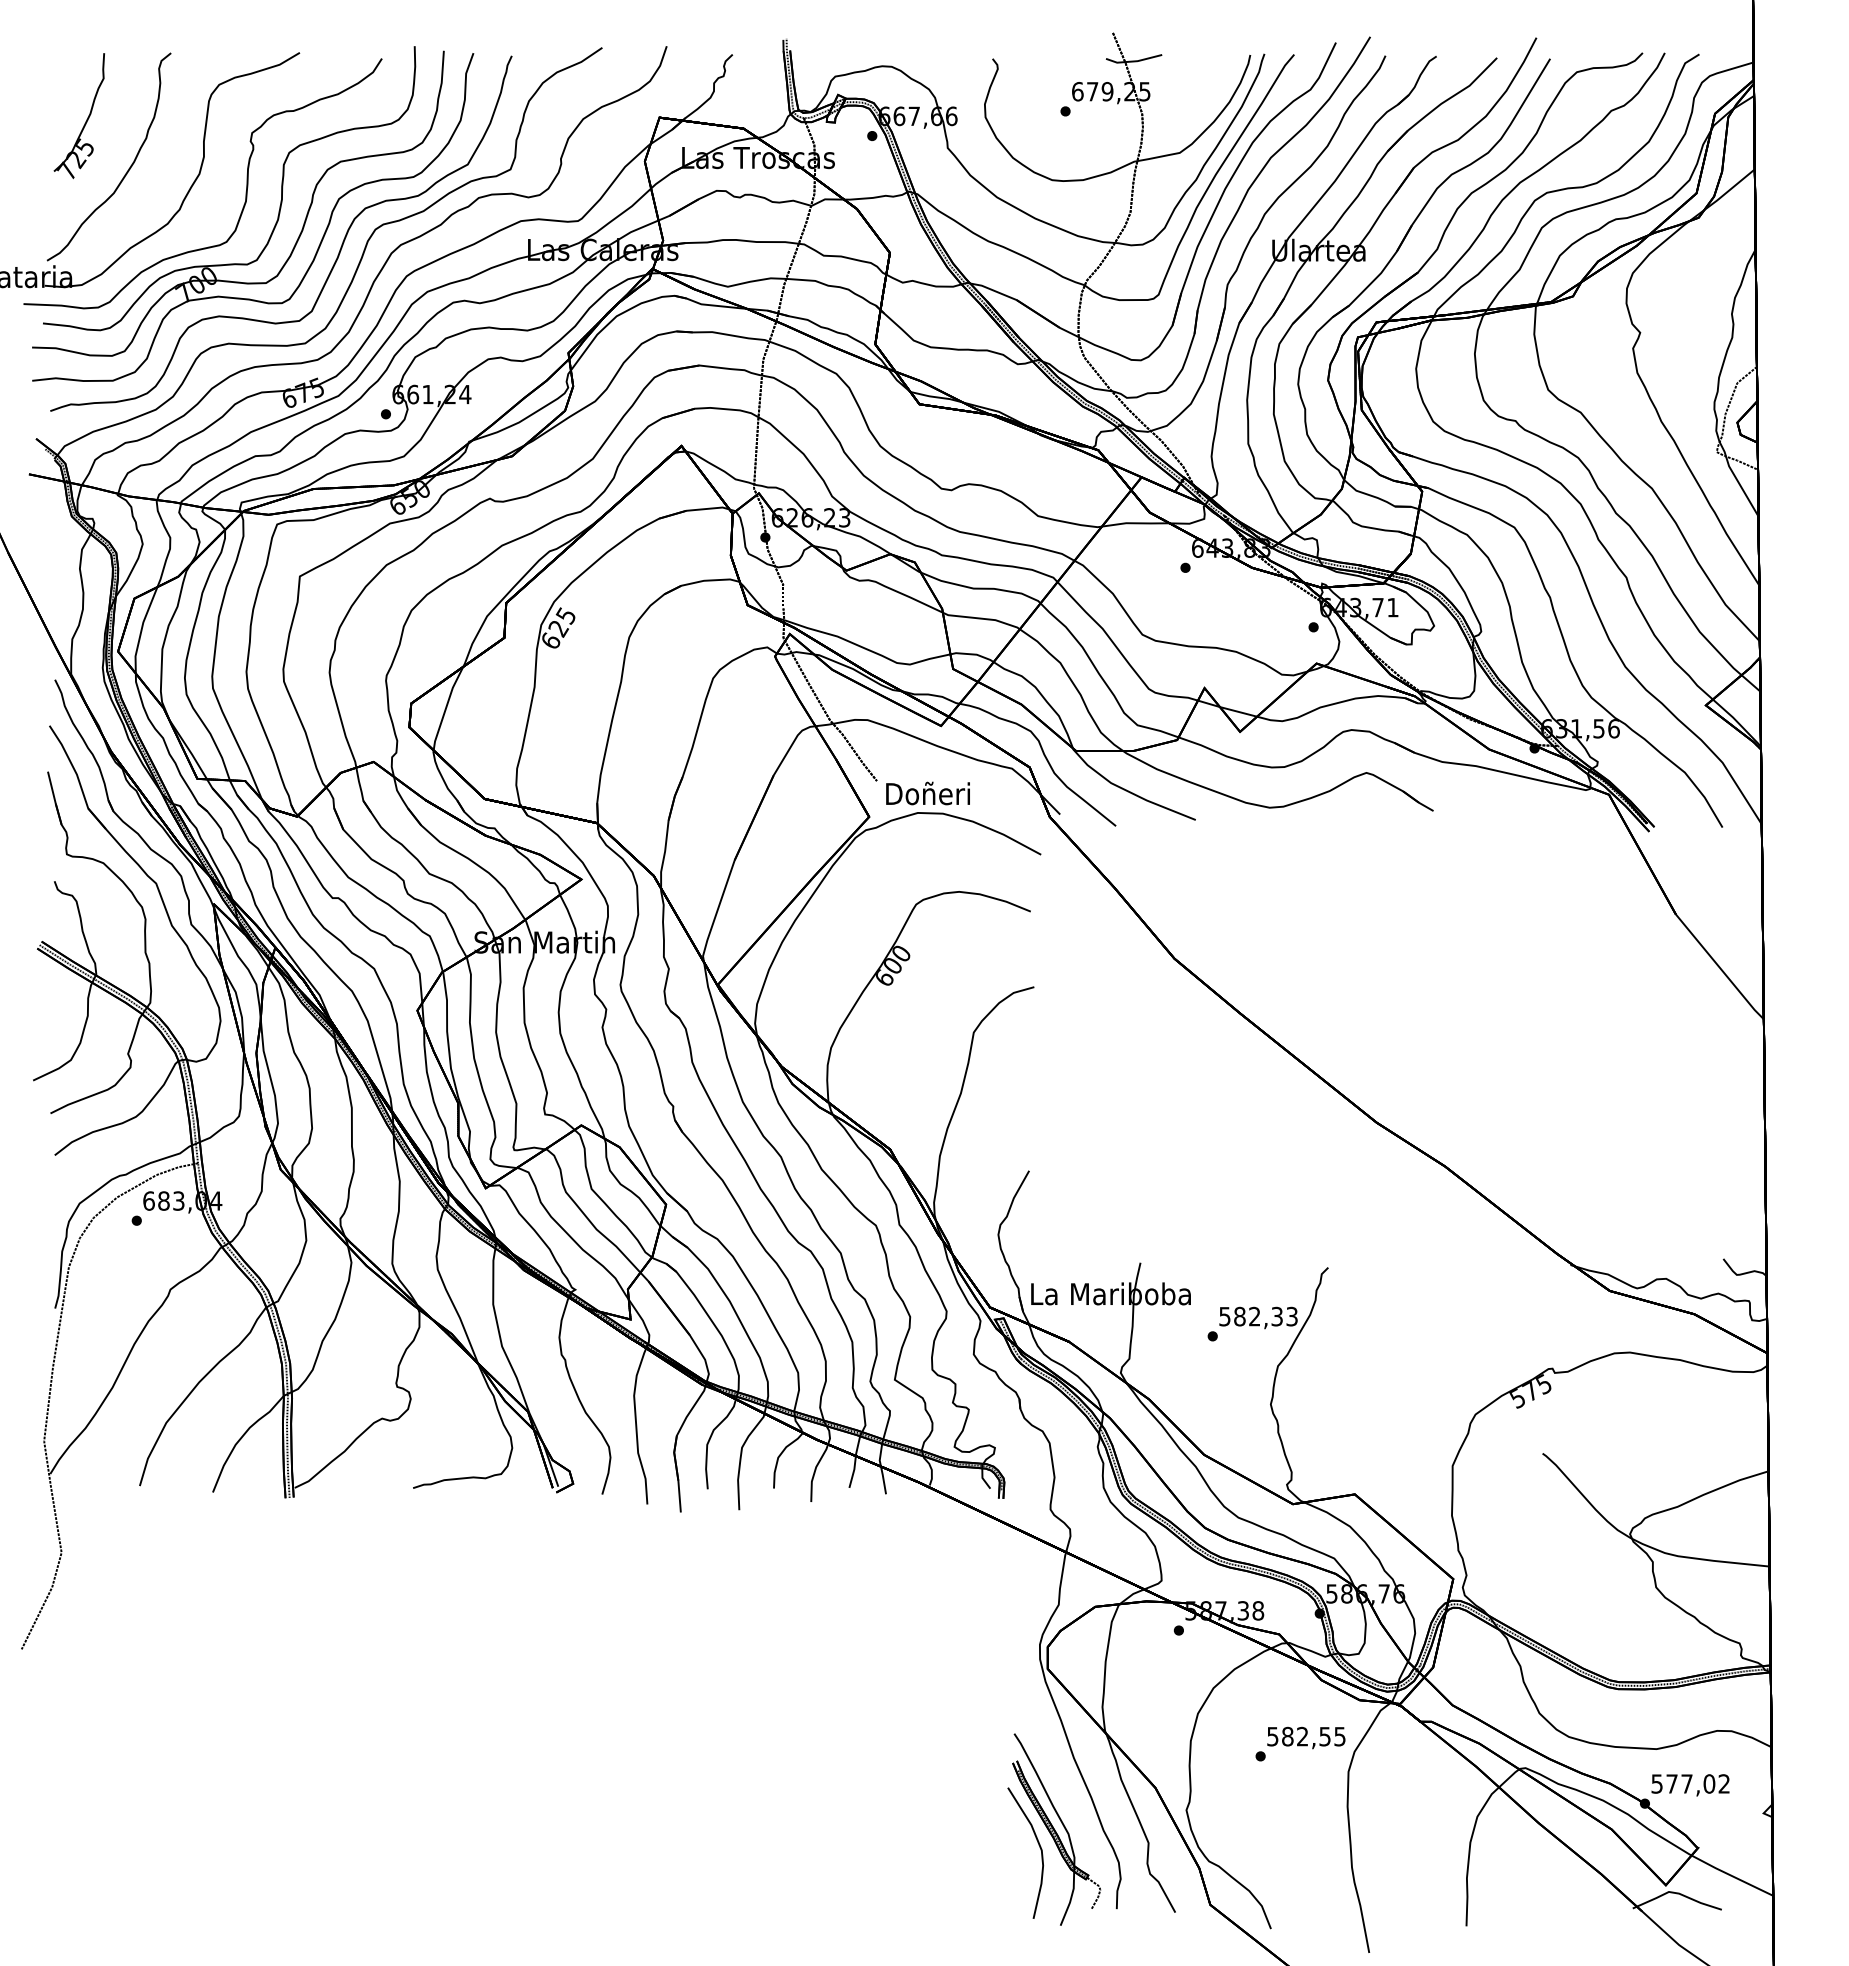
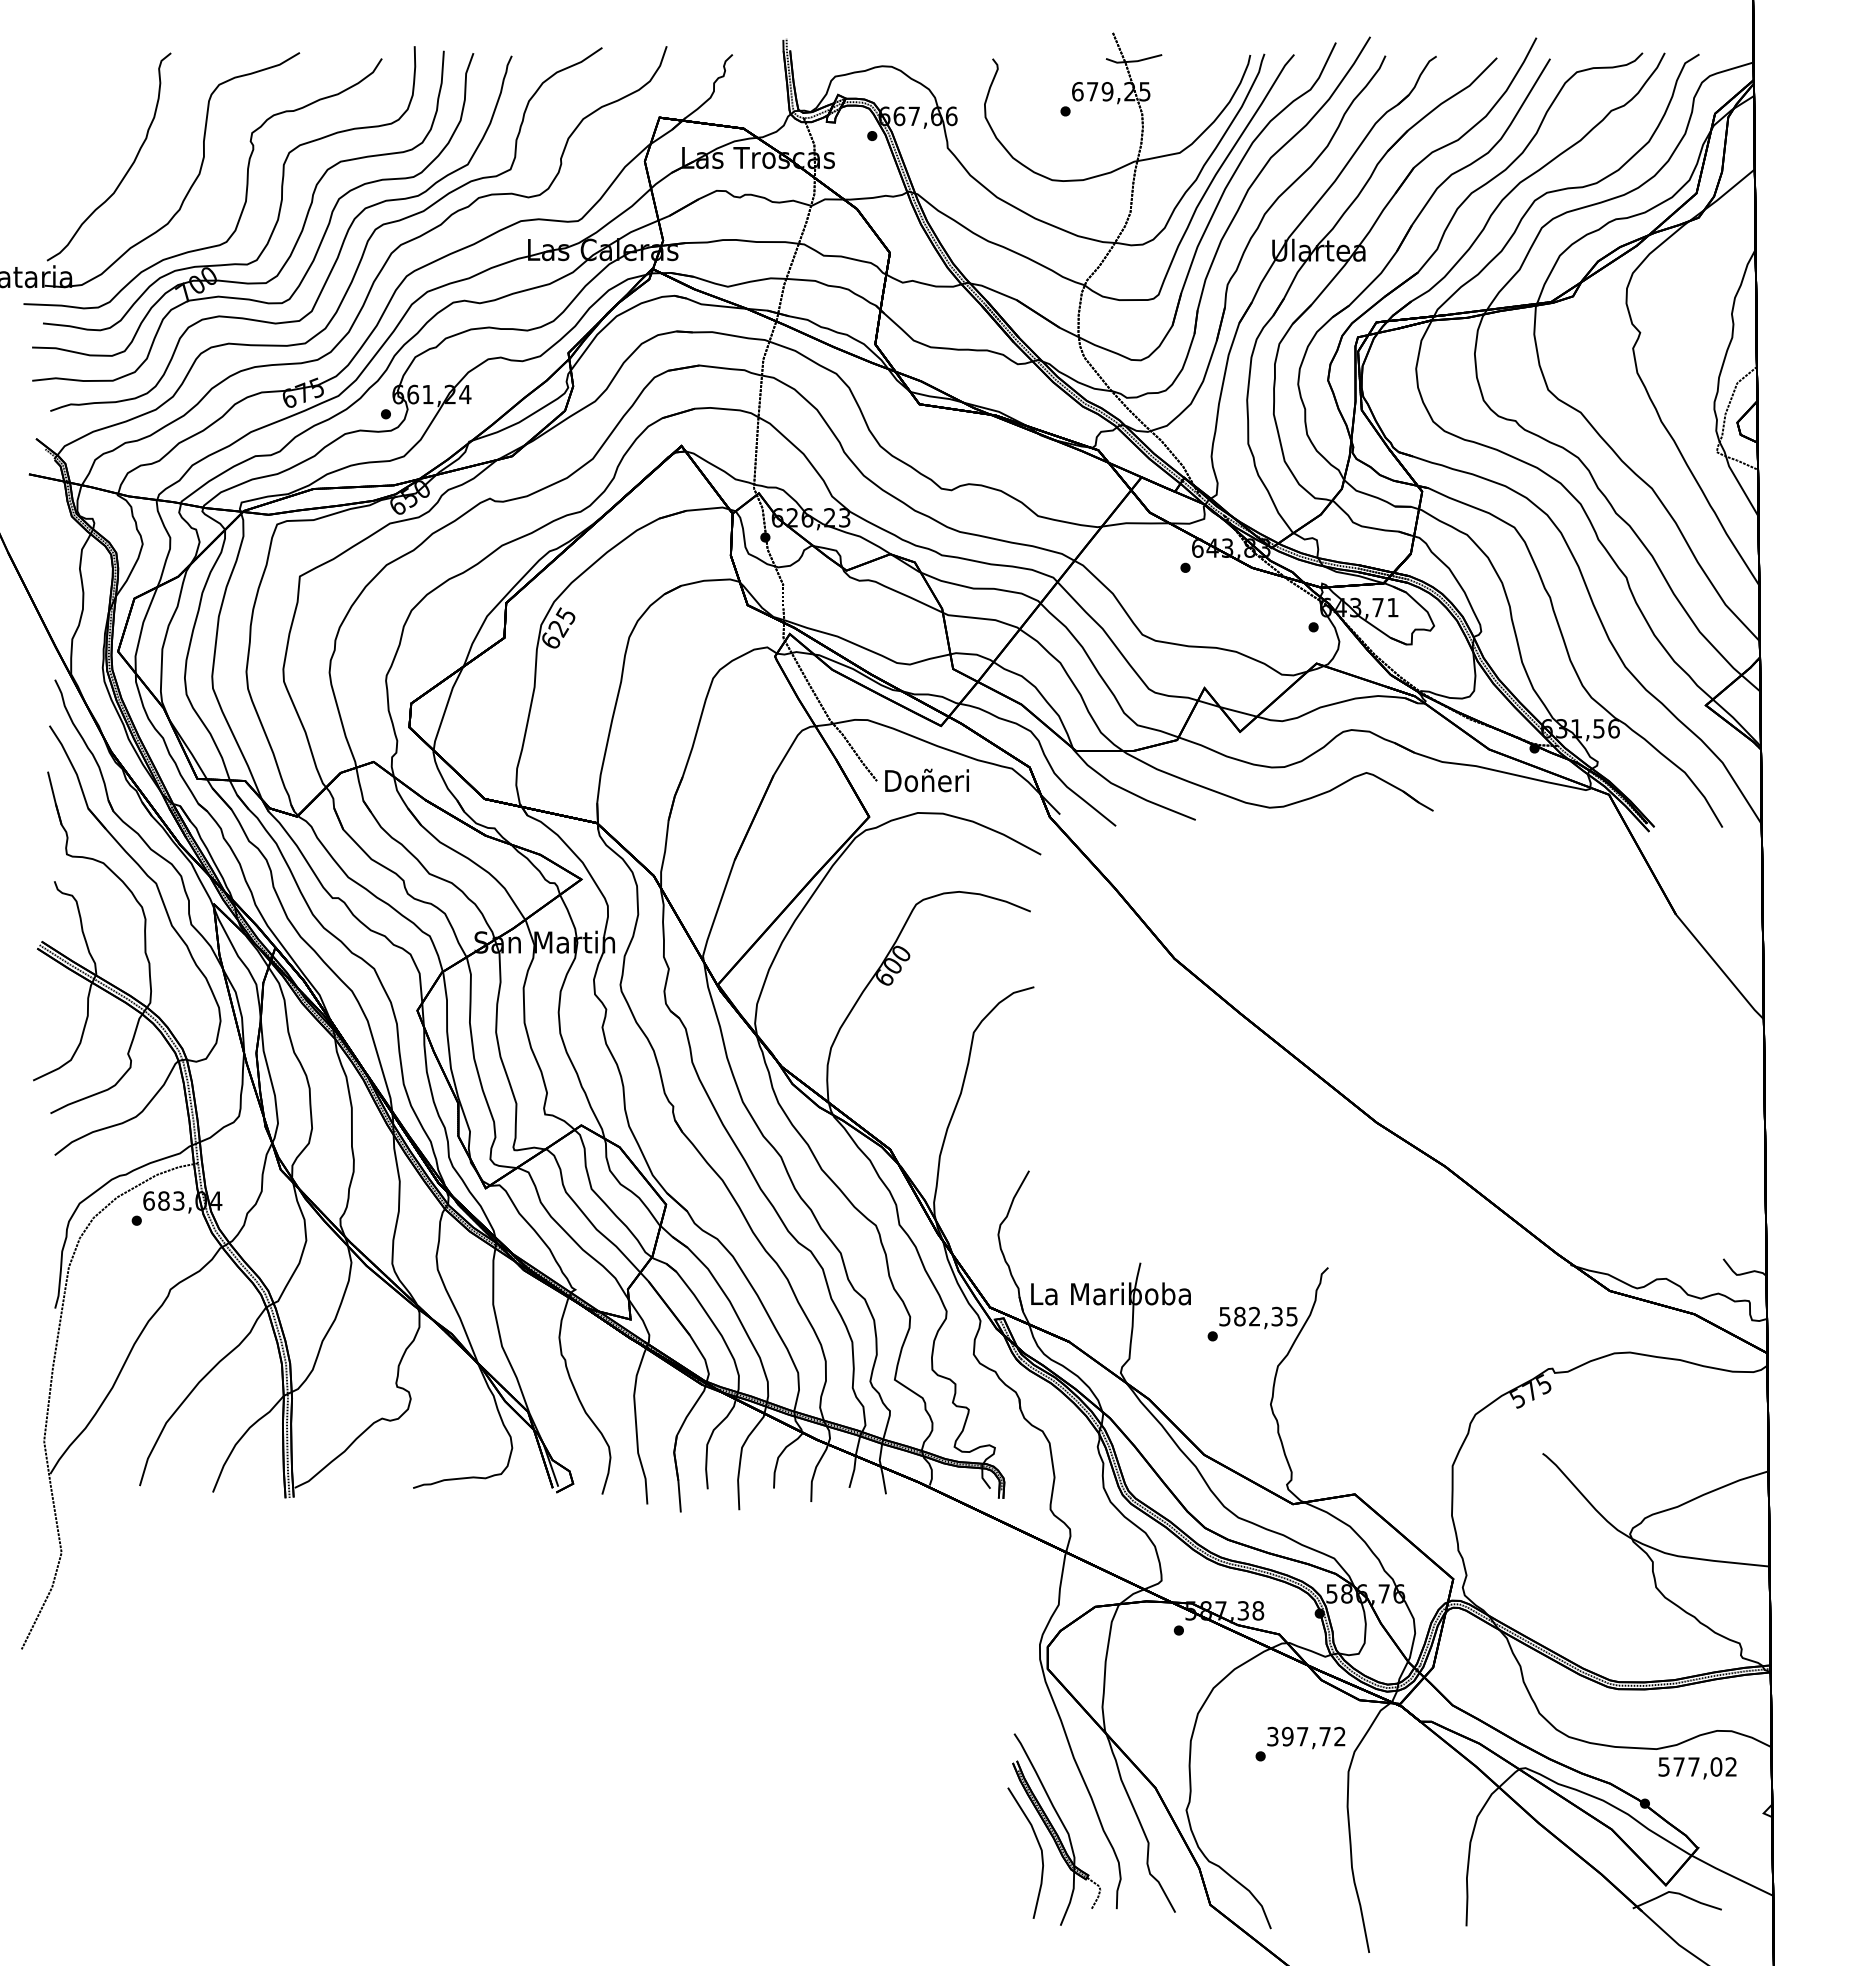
part: present -> none (86, 119)
text position: (927, 793) -> (926, 780) (926, 780)
text: 582,33 -> 582,35 (1292, 1315)
text: 582,55 -> 397,72 (1306, 1736)
text position: (1690, 1785) -> (1697, 1768) (1697, 1768)
